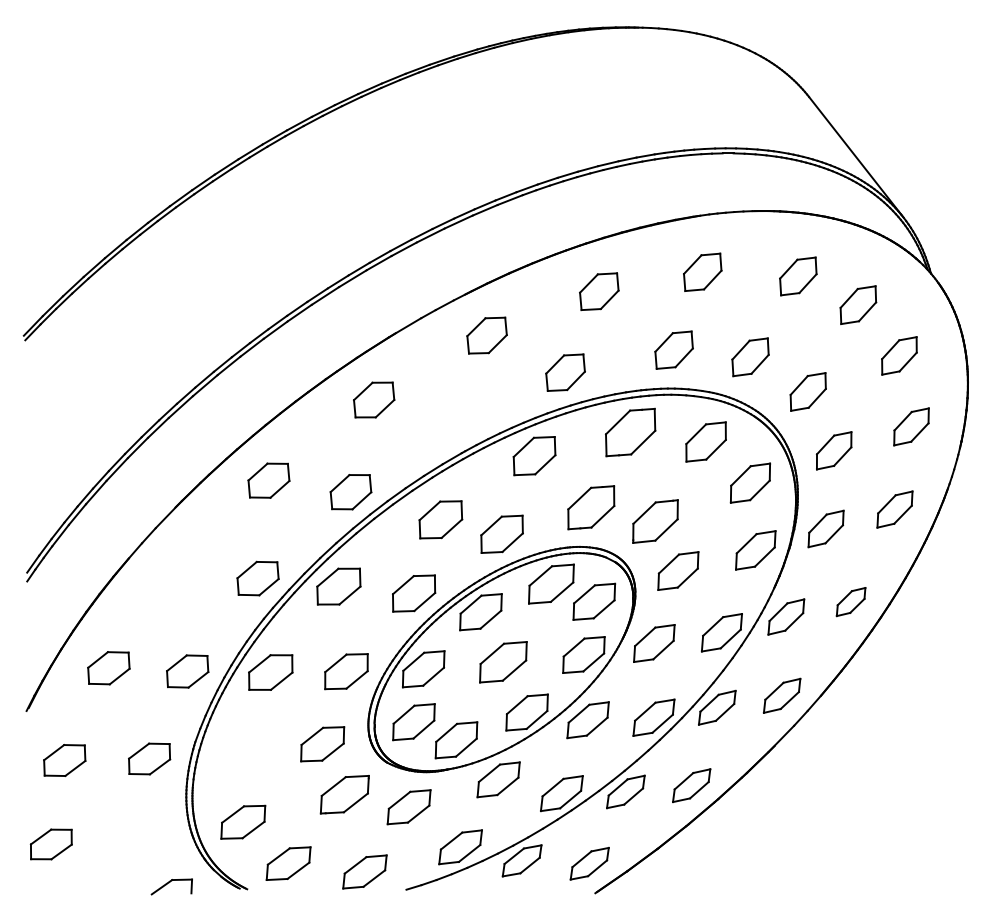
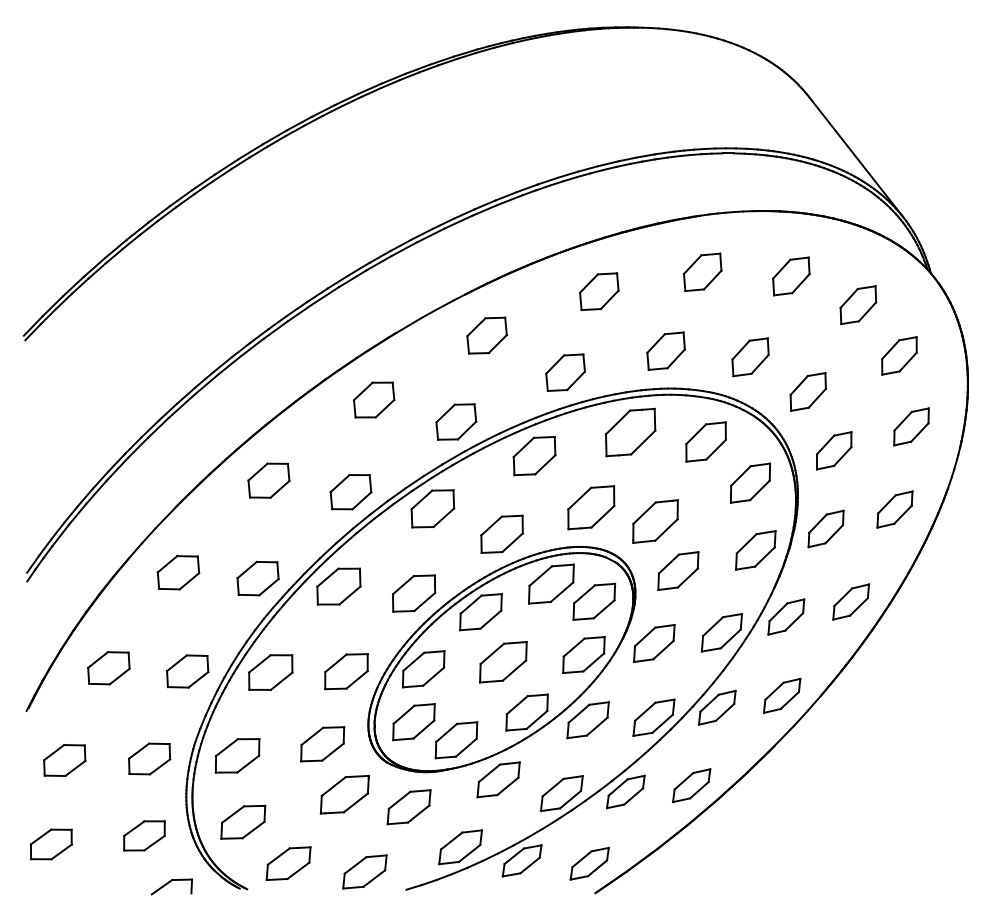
part position: (798, 276) -> (791, 276) (791, 276)
part position: (673, 349) -> (665, 350) (665, 350)
part: none -> present (456, 421)
part position: (440, 519) -> (432, 508) (432, 508)
part: none -> present (178, 572)
part size: 32x31 px -> 38x38 px (850, 601)
part: none -> present (237, 755)
part: none -> present (144, 835)
